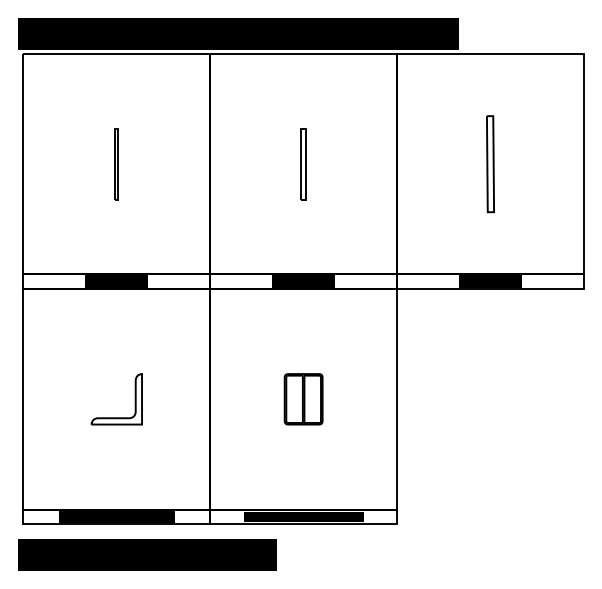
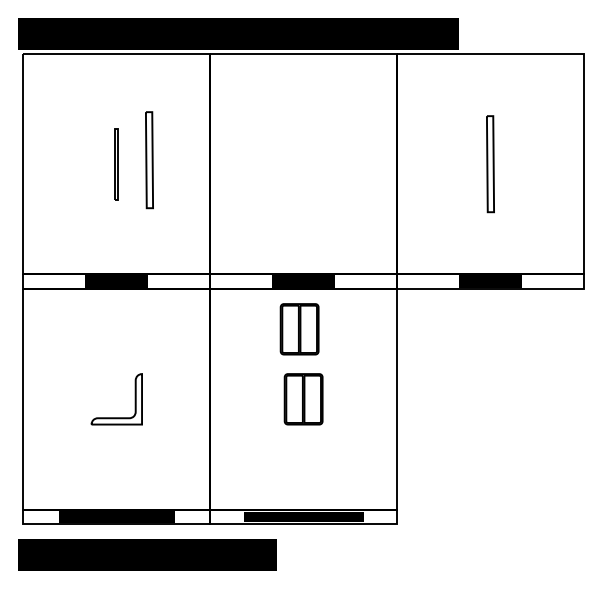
part: none -> present (149, 160)
part: present -> none (303, 164)
part: none -> present (299, 329)
